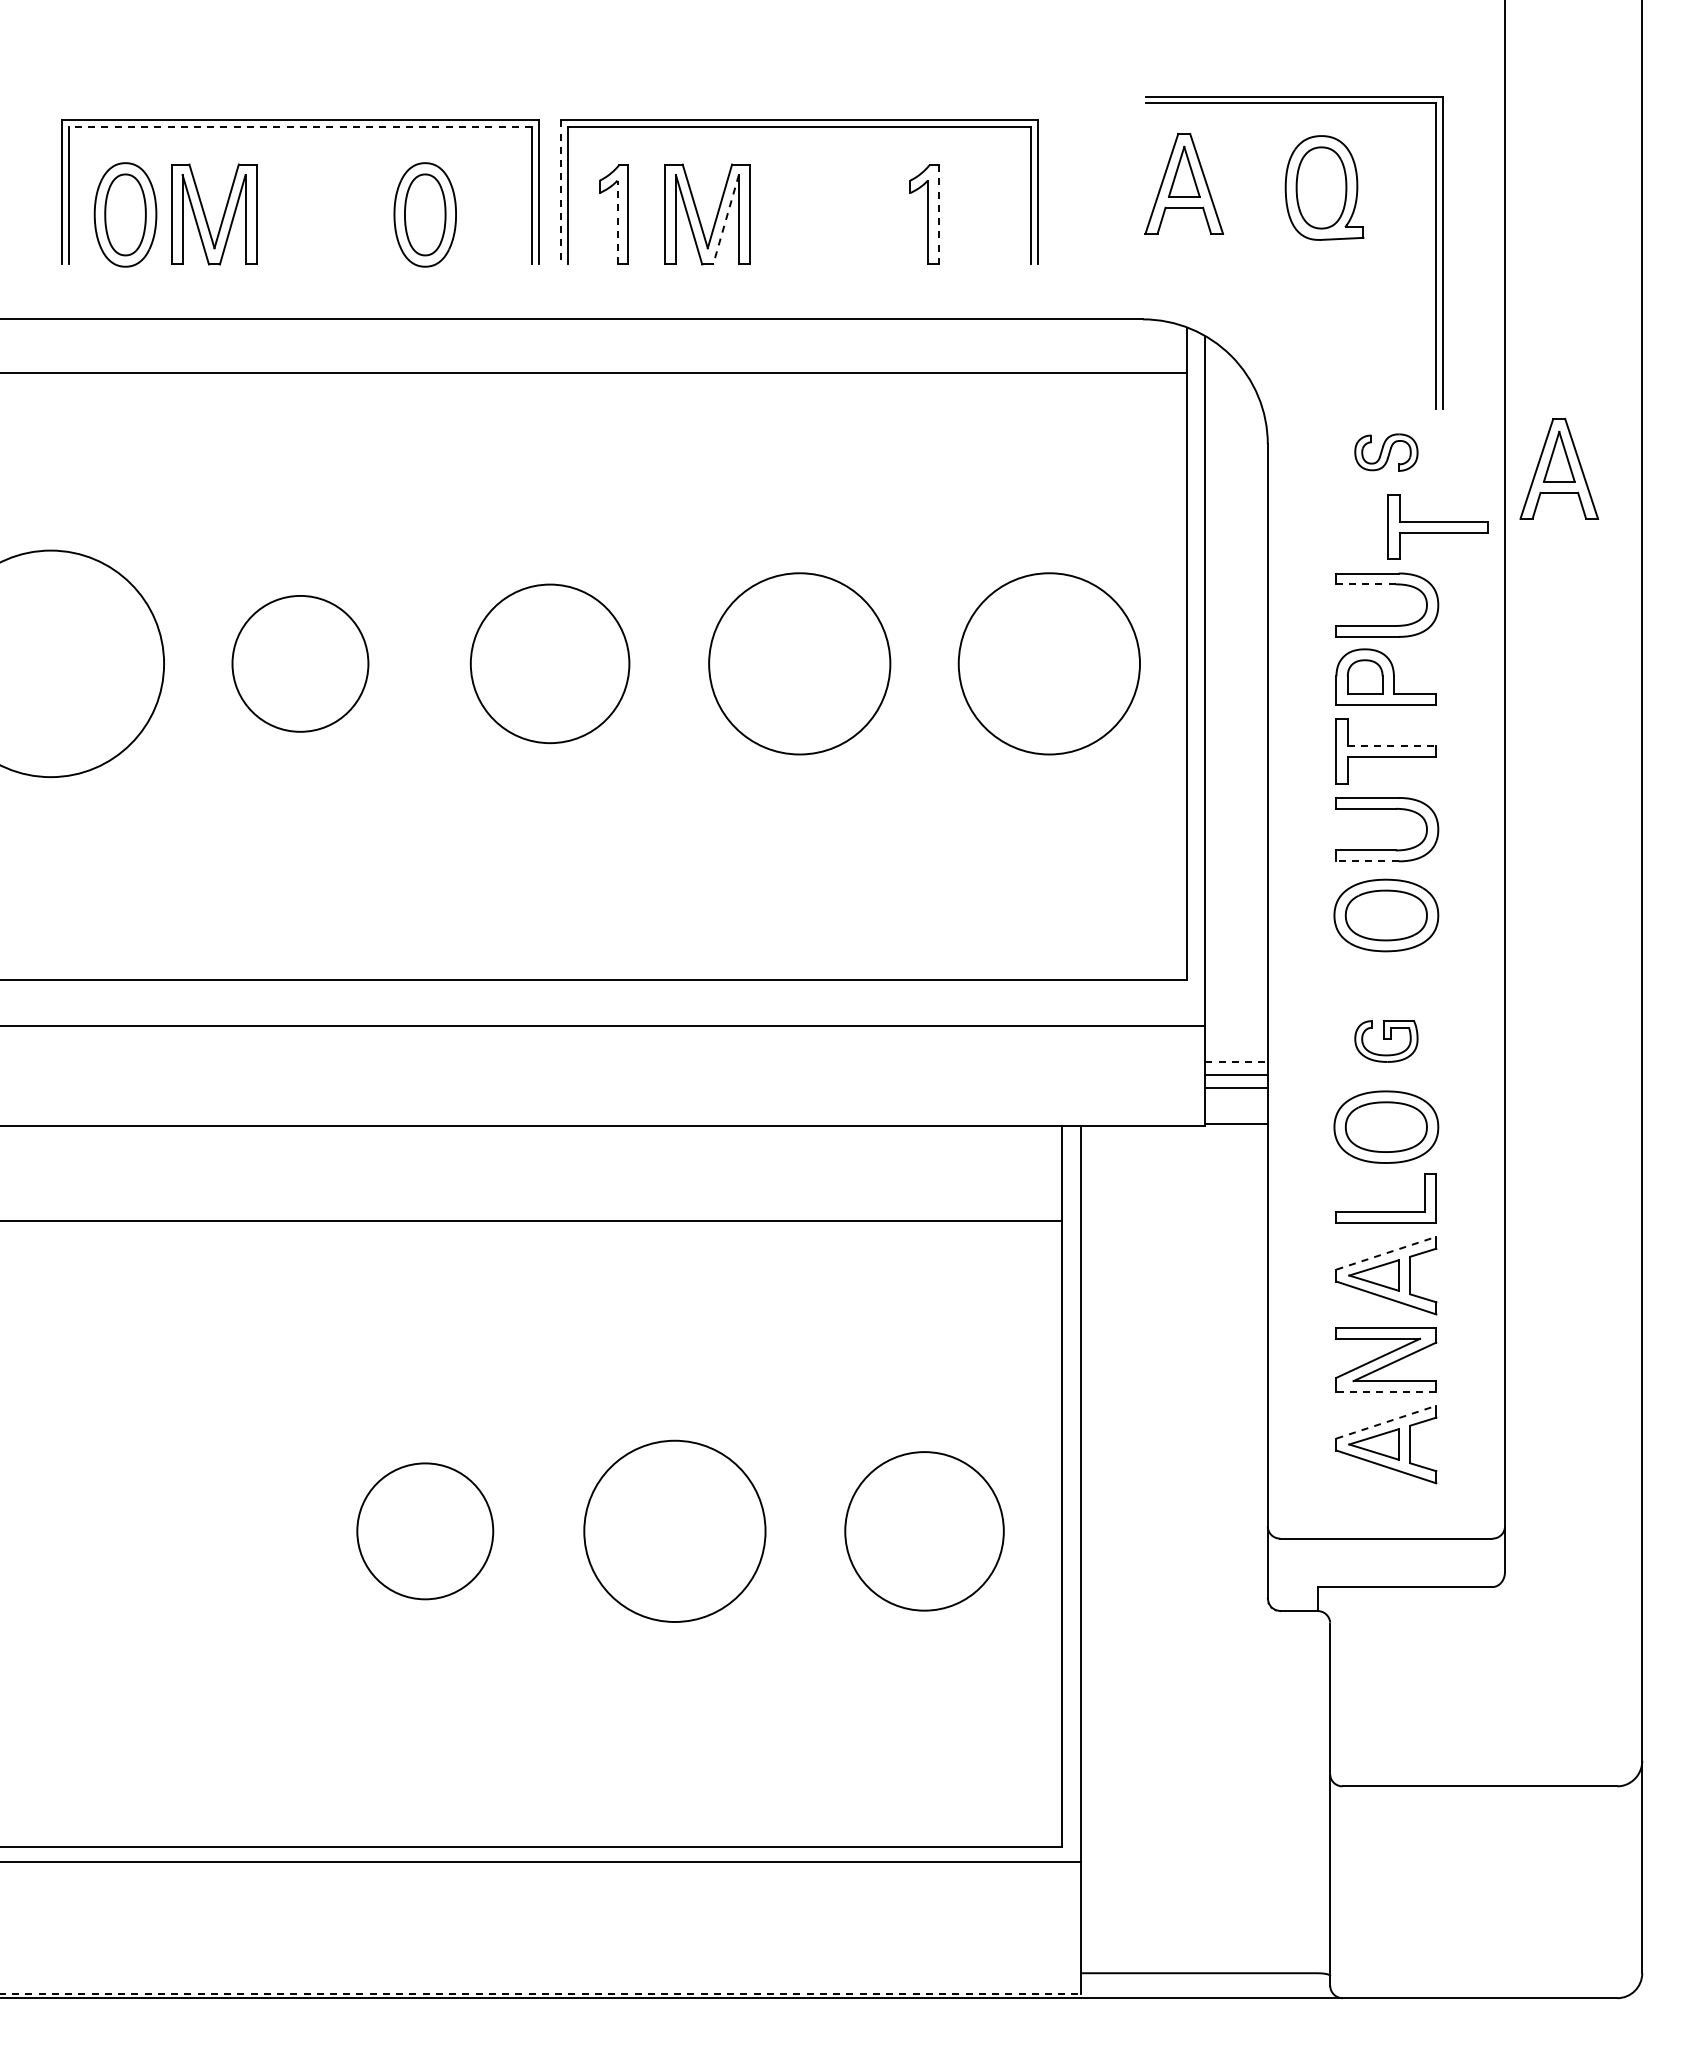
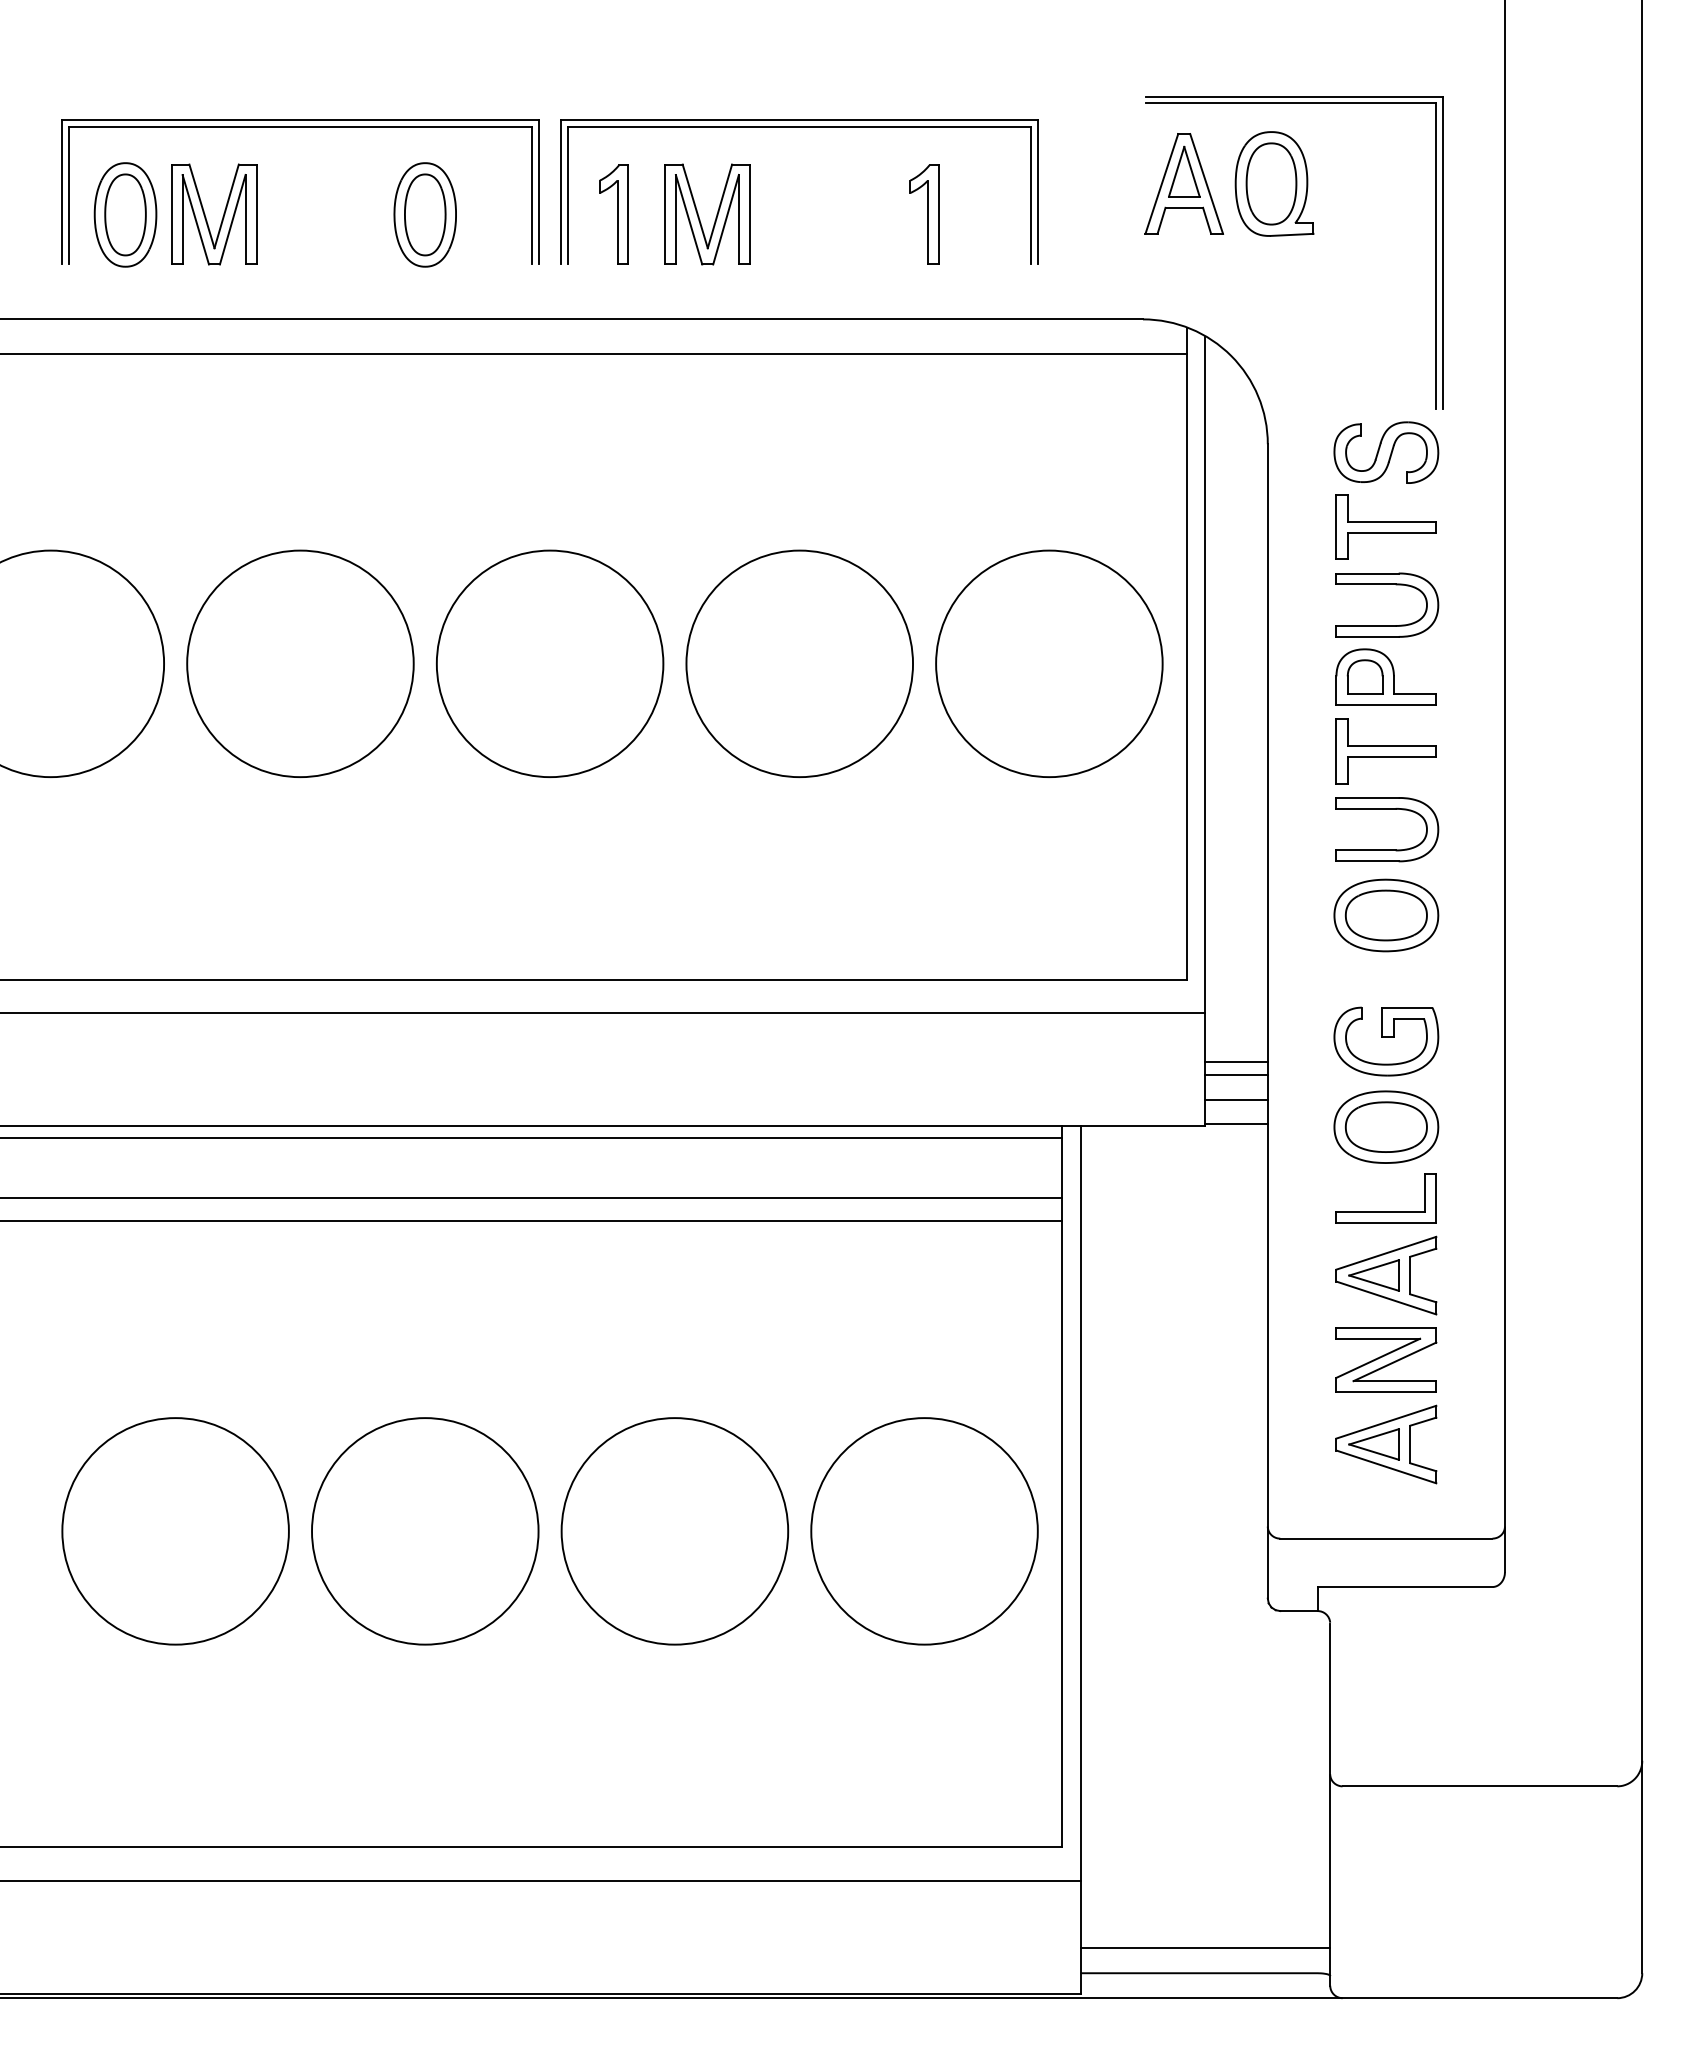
line: dashed -> solid (300, 127)
part position: (1324, 187) -> (1274, 183) (1274, 183)
line: dashed -> solid (561, 192)
line: dashed -> solid (938, 214)
line: dashed -> solid (726, 219)
line: dashed -> solid (617, 222)
line position: (594, 372) -> (594, 353) (594, 353)
part size: 65x39 px -> 107x63 px (1386, 452)
part: present -> none (1558, 468)
part position: (1437, 526) -> (1385, 526) (1385, 526)
line: dashed -> solid (1366, 584)
circle diameter: 136 px -> 227 px (300, 663)
circle diameter: 159 px -> 227 px (549, 663)
circle diameter: 181 px -> 227 px (799, 663)
circle diameter: 181 px -> 227 px (1049, 663)
line: dashed -> solid (1392, 746)
line: dashed -> solid (1367, 861)
line position: (603, 1026) -> (603, 1013) (603, 1013)
part size: 65x43 px -> 107x71 px (1386, 1041)
line: dashed -> solid (1237, 1062)
line position: (1236, 1087) -> (1236, 1099) (1236, 1099)
line: none -> present (532, 1137)
line: none -> present (532, 1198)
line: dashed -> solid (1386, 1253)
line: dashed -> solid (1386, 1392)
line: dashed -> solid (1386, 1422)
circle diameter: 181 px -> 227 px (674, 1531)
circle: none -> present (175, 1531)
circle diameter: 136 px -> 227 px (425, 1531)
circle diameter: 159 px -> 227 px (924, 1531)
line position: (541, 1861) -> (541, 1880) (541, 1880)
line: none -> present (1205, 1948)
line: dashed -> solid (540, 1993)
